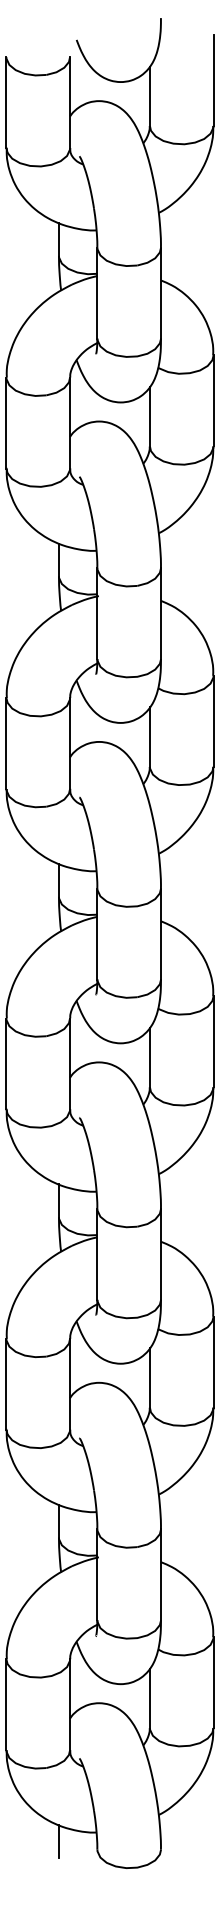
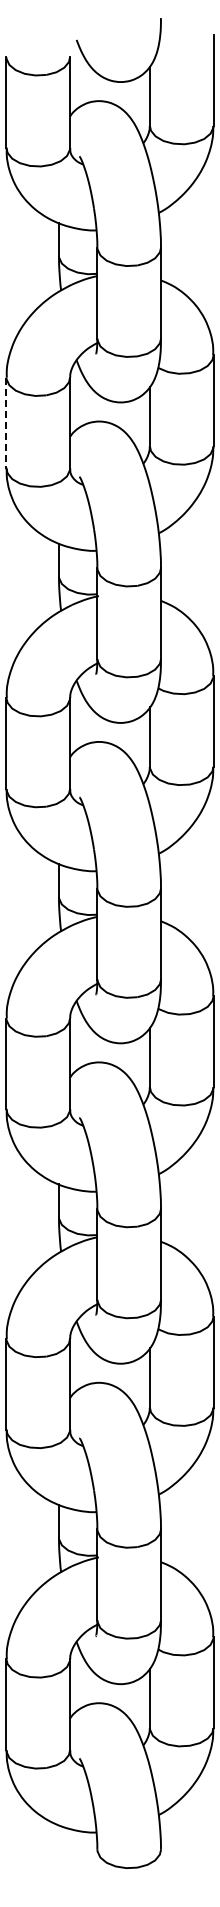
line: solid -> dashed (6, 423)
line: present -> none (58, 1841)
